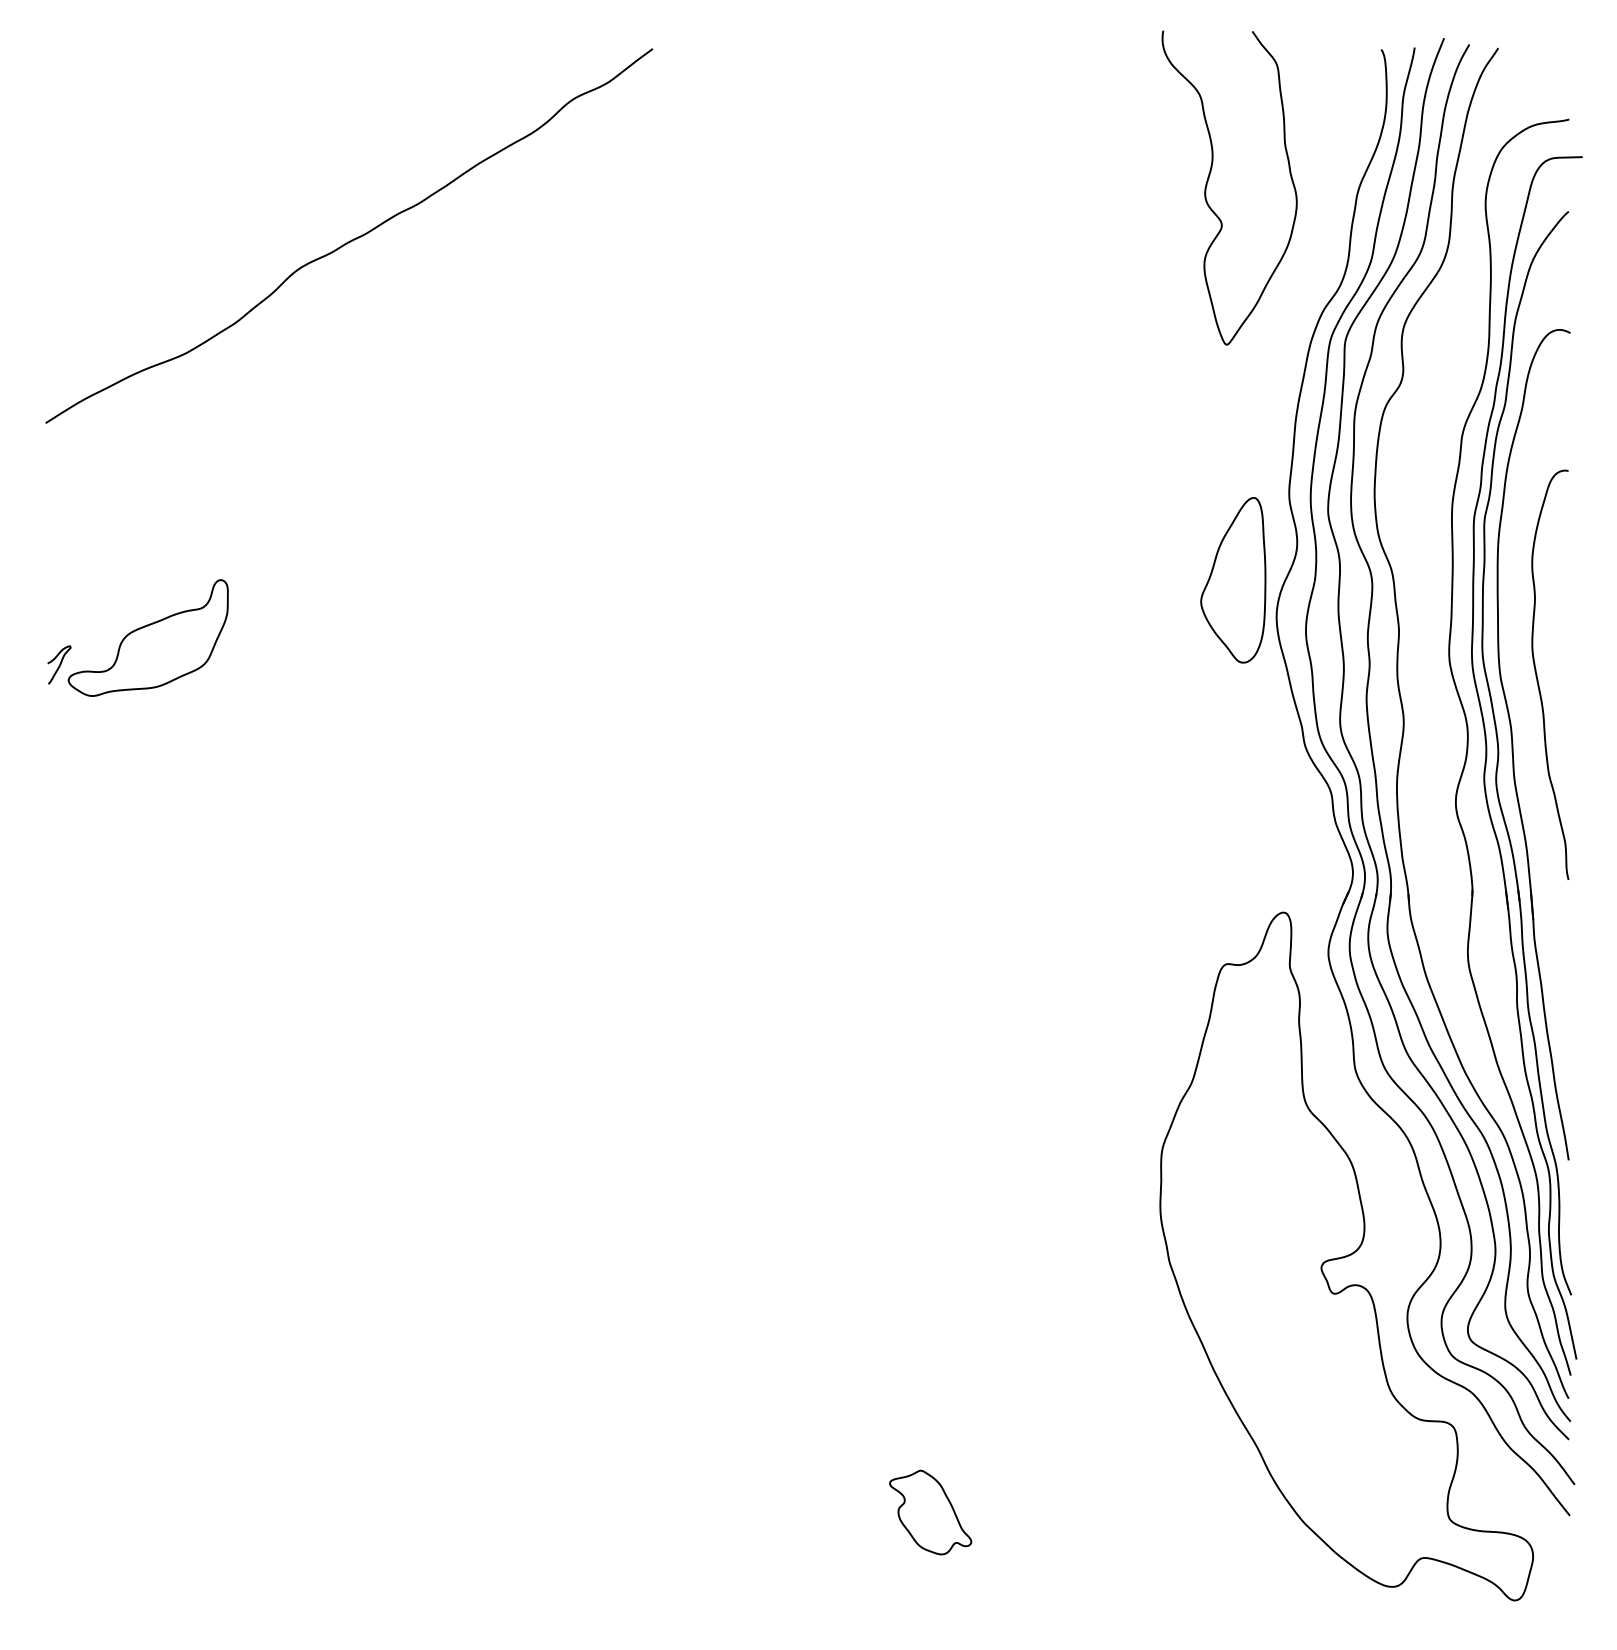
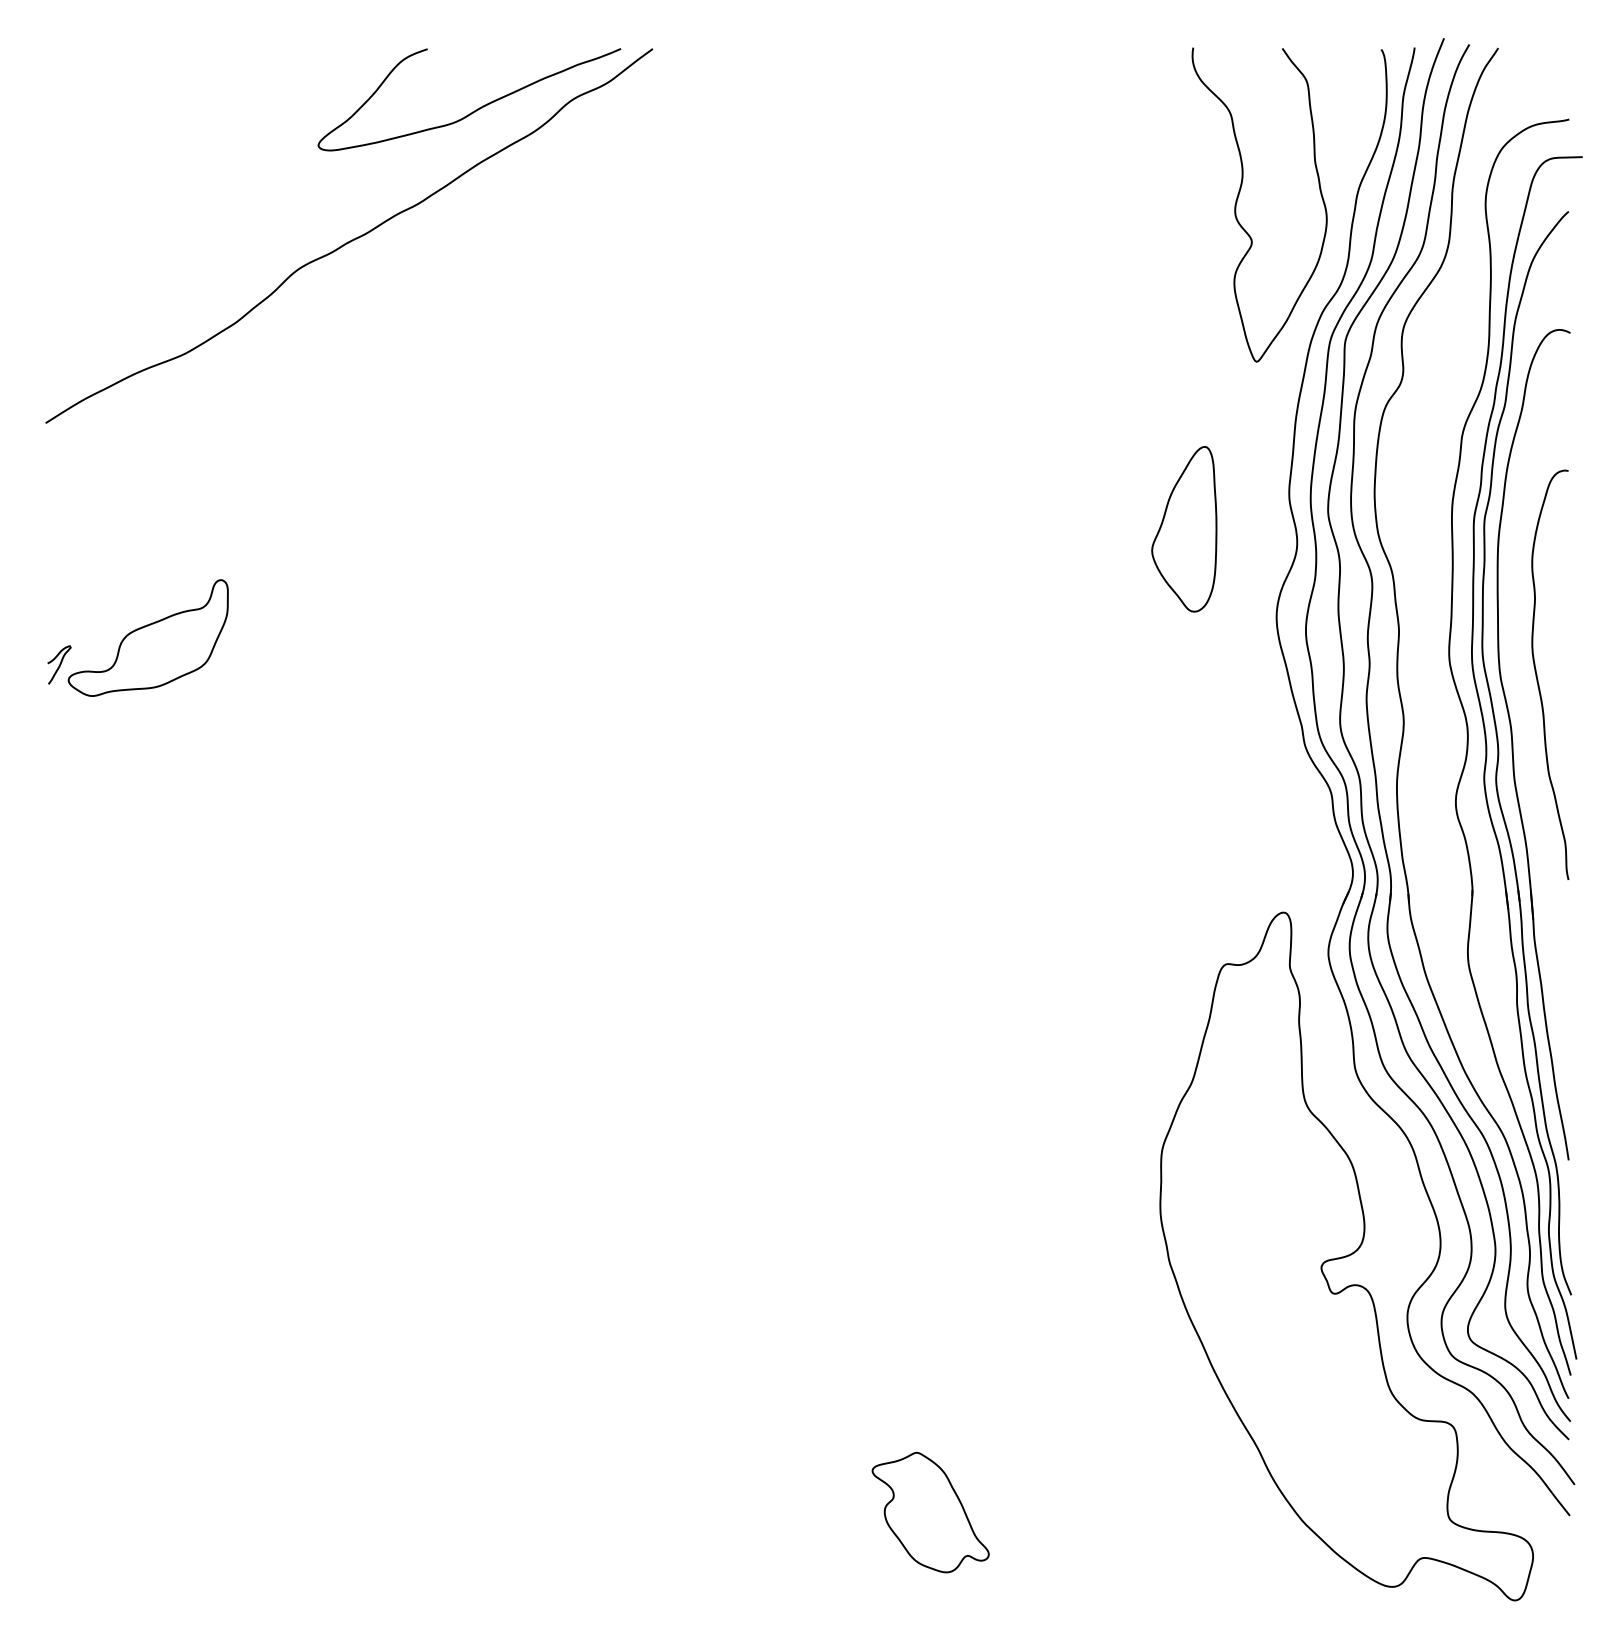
curve: none -> present (477, 108)
curve position: (1208, 181) -> (1238, 198) (1238, 198)
part position: (1233, 580) -> (1184, 529) (1184, 529)
part size: 84x87 px -> 119x123 px (930, 1512)
